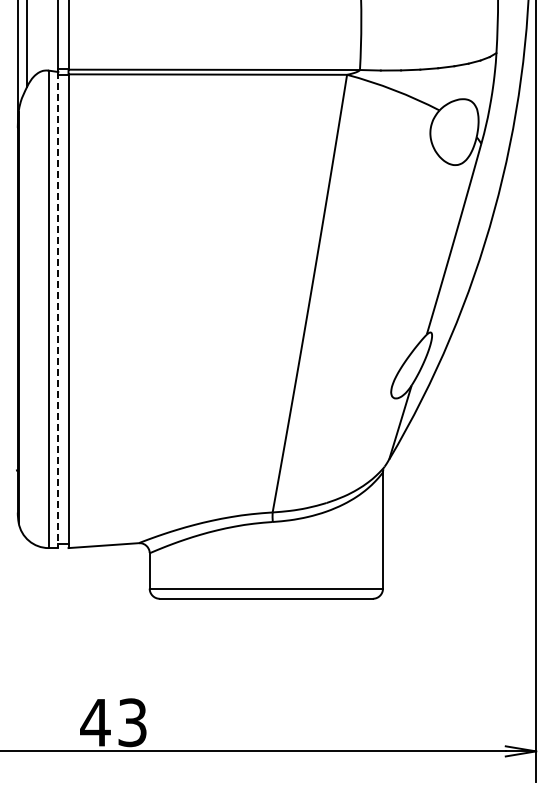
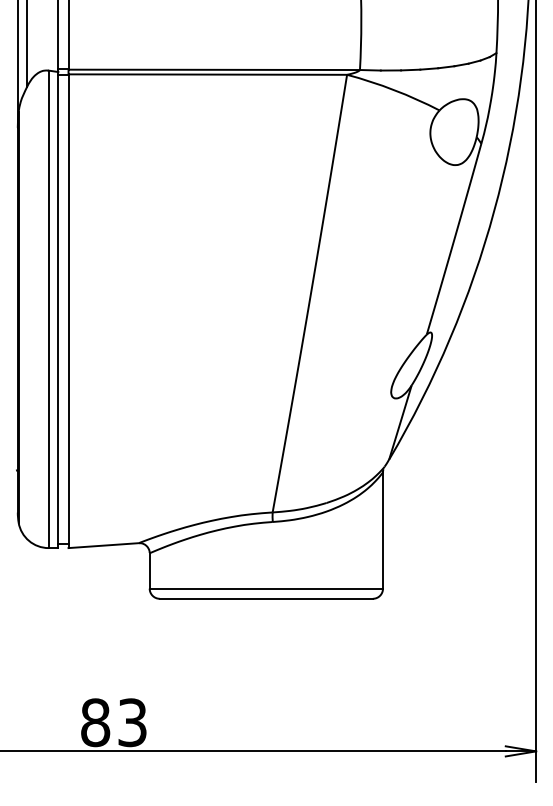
line: dashed -> solid (58, 310)
text: 43 -> 83 (95, 722)
